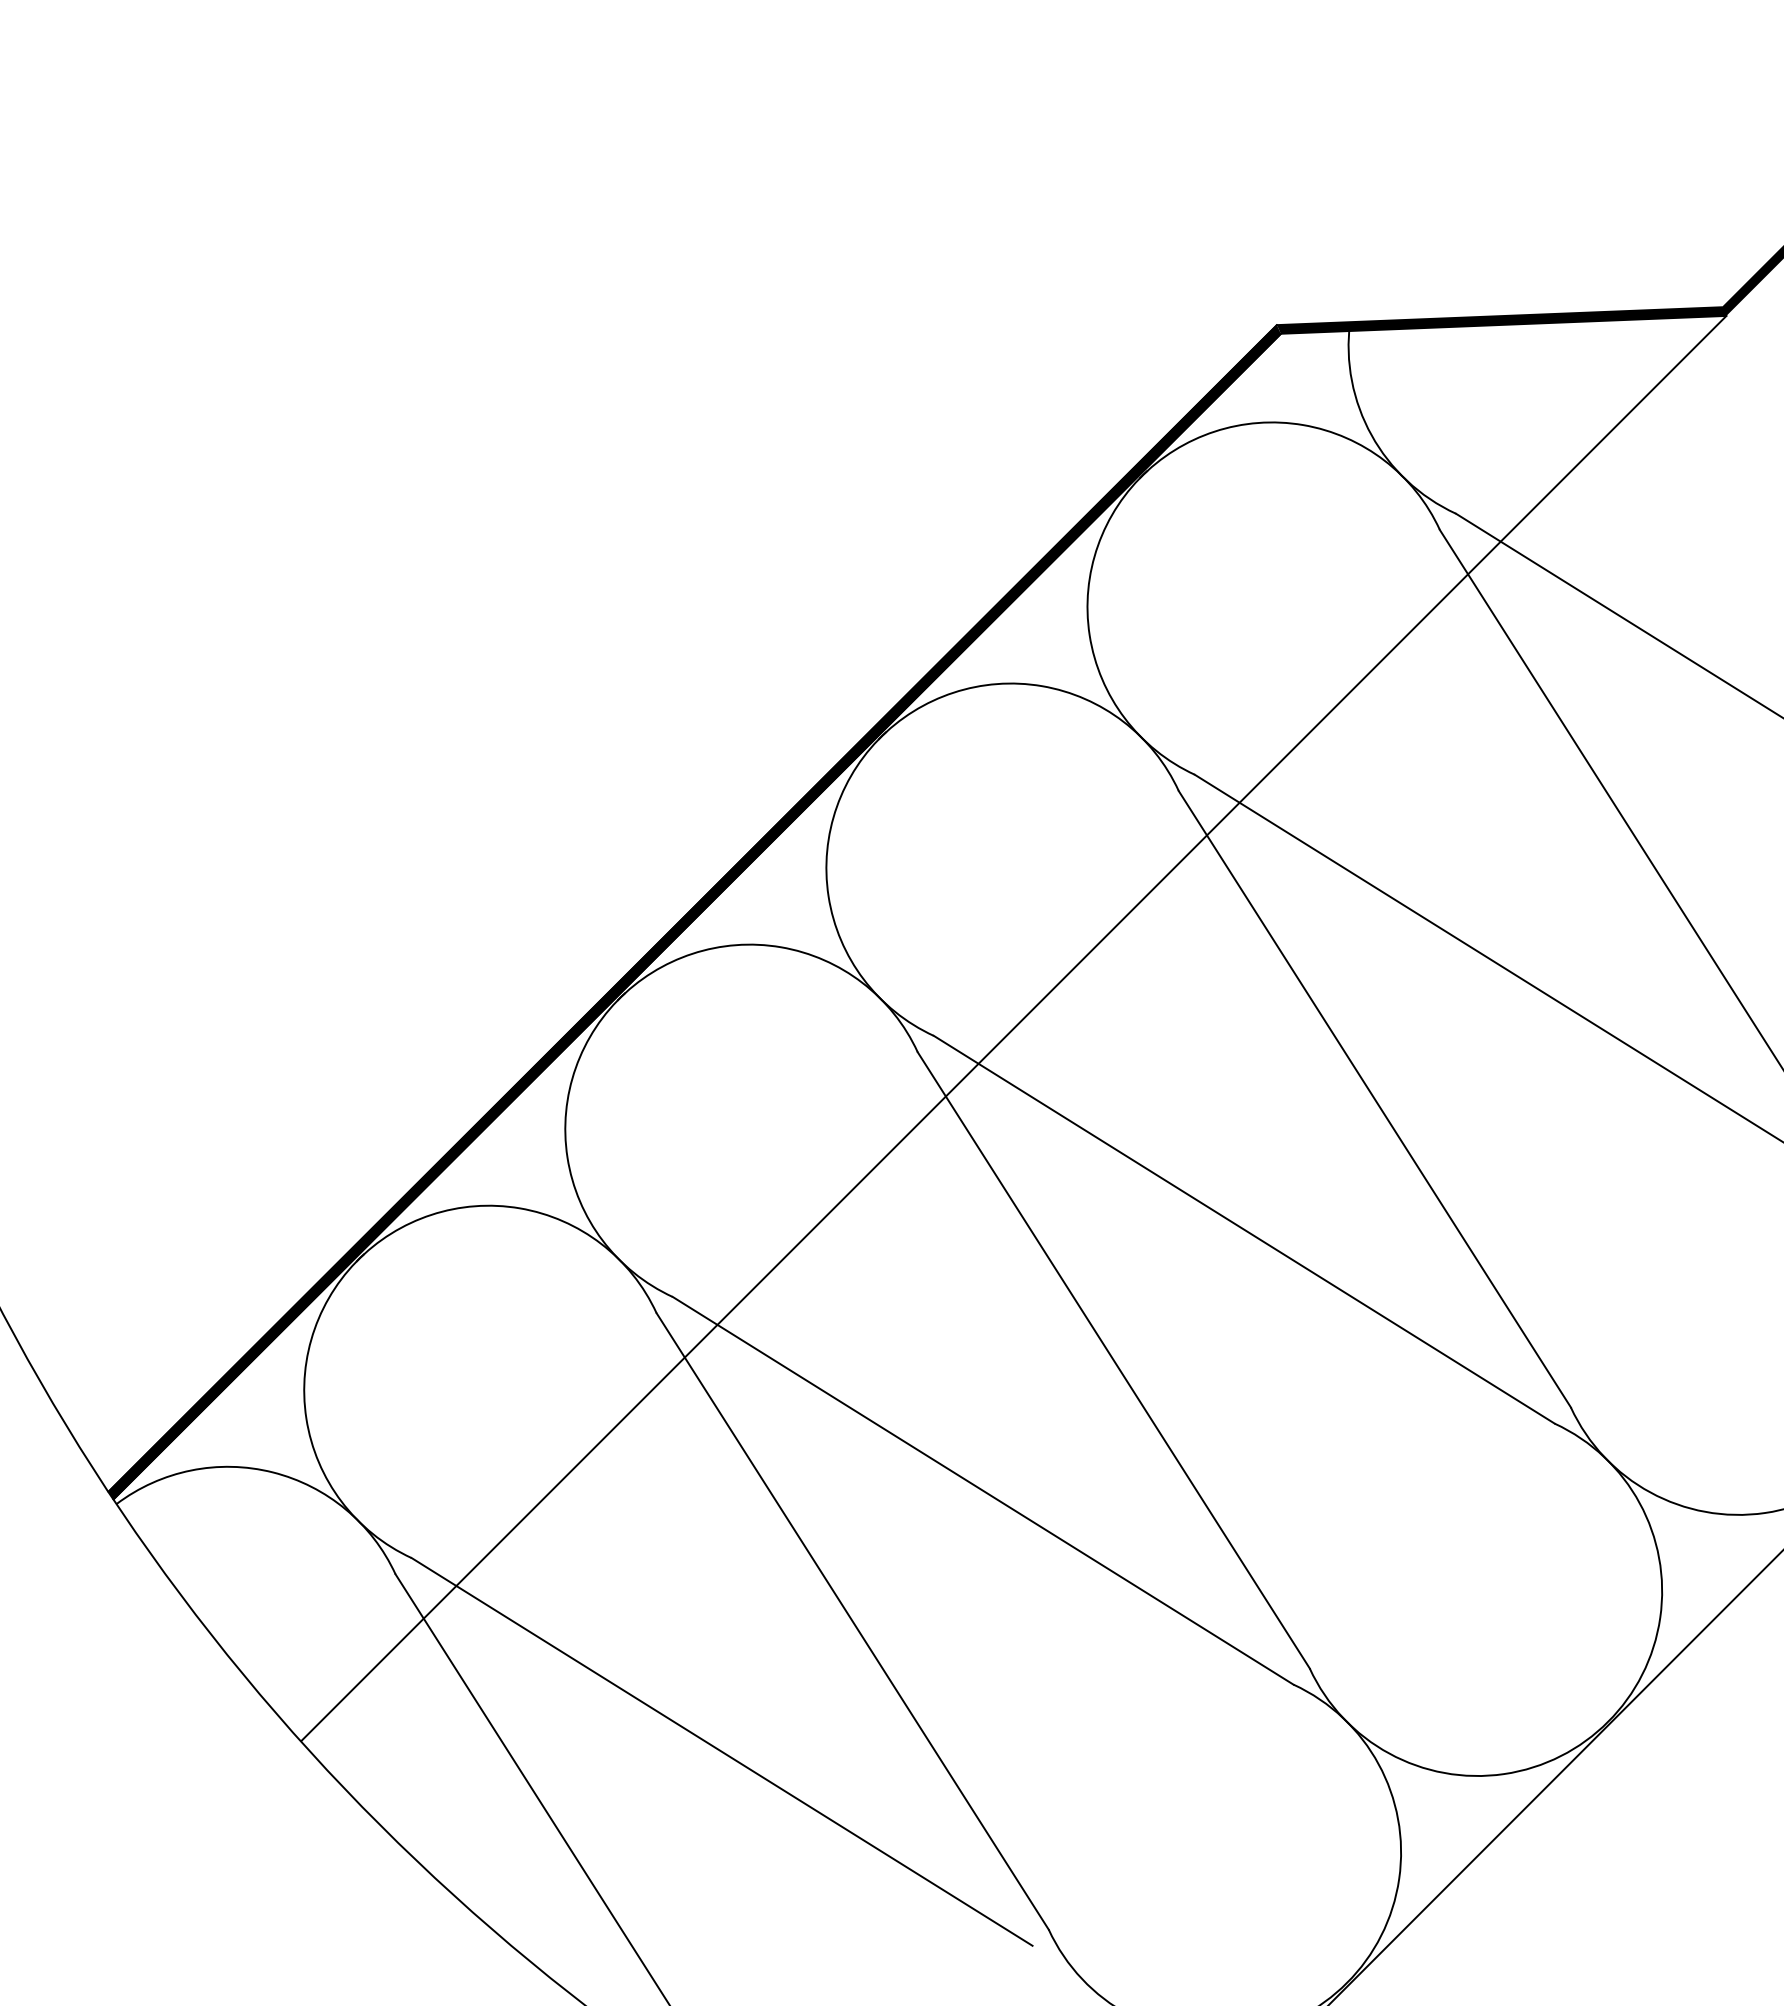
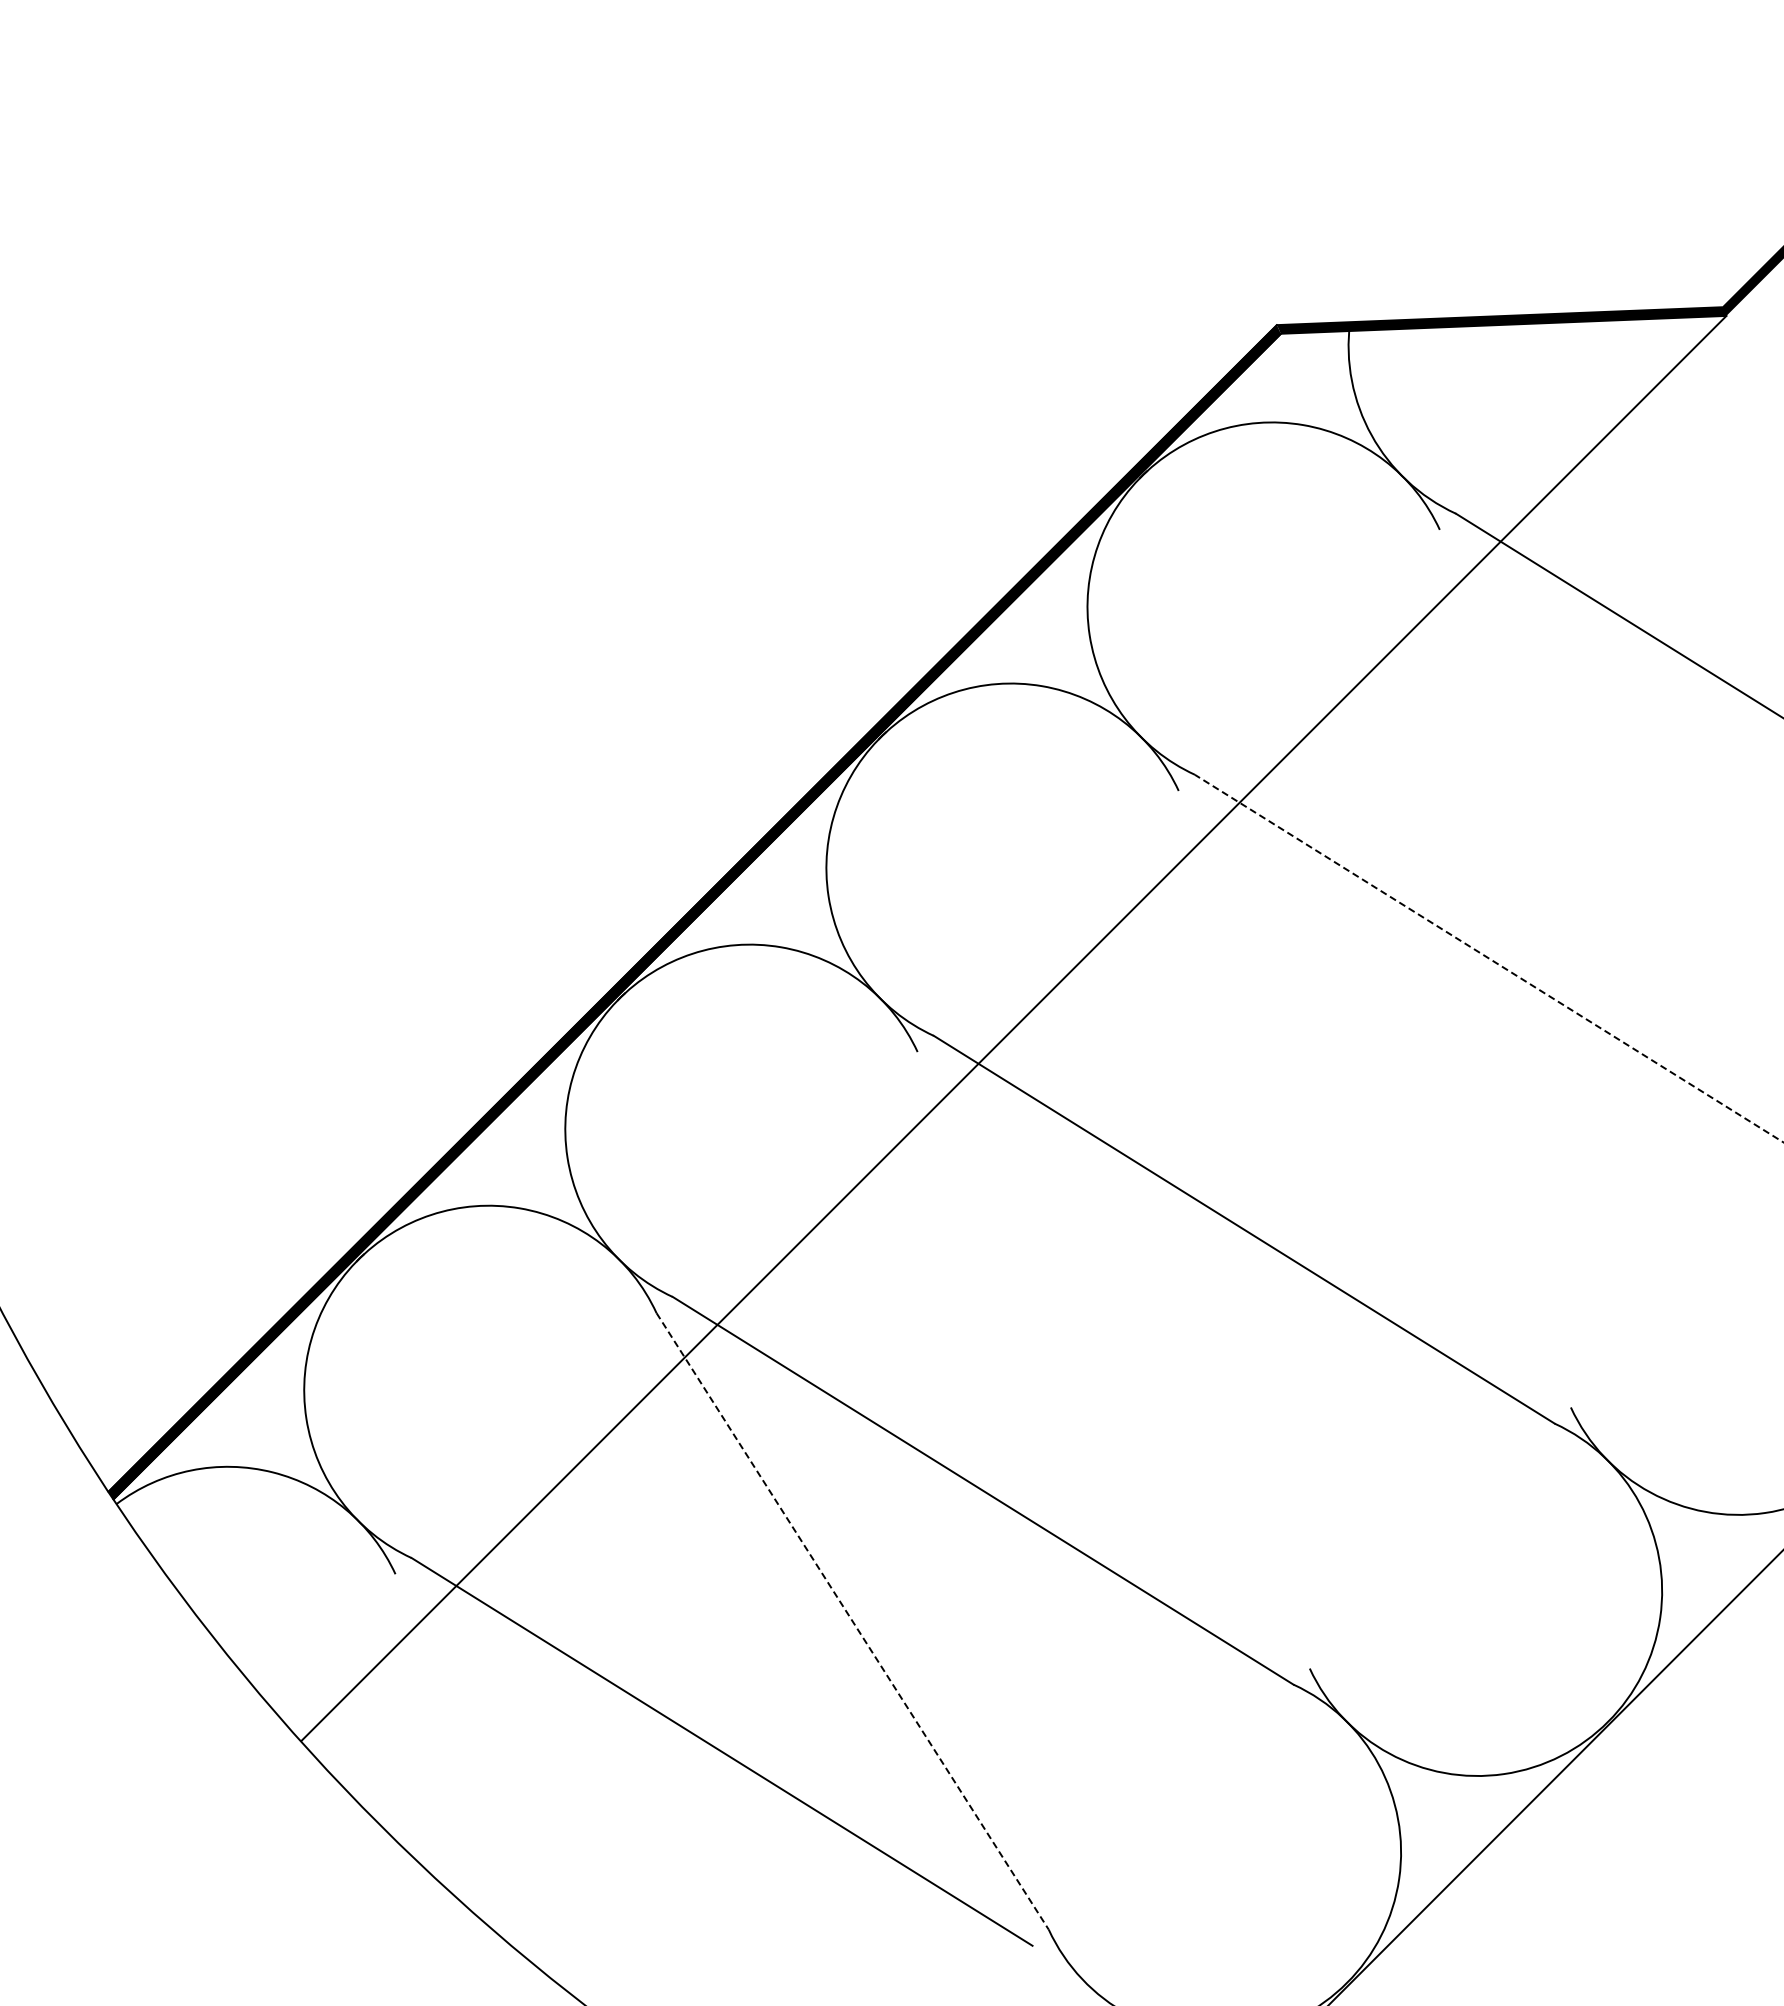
line: present -> none (1609, 797)
line: solid -> dashed (1488, 958)
line: present -> none (1374, 1098)
line: present -> none (1113, 1360)
line: solid -> dashed (852, 1621)
line: present -> none (531, 1788)
